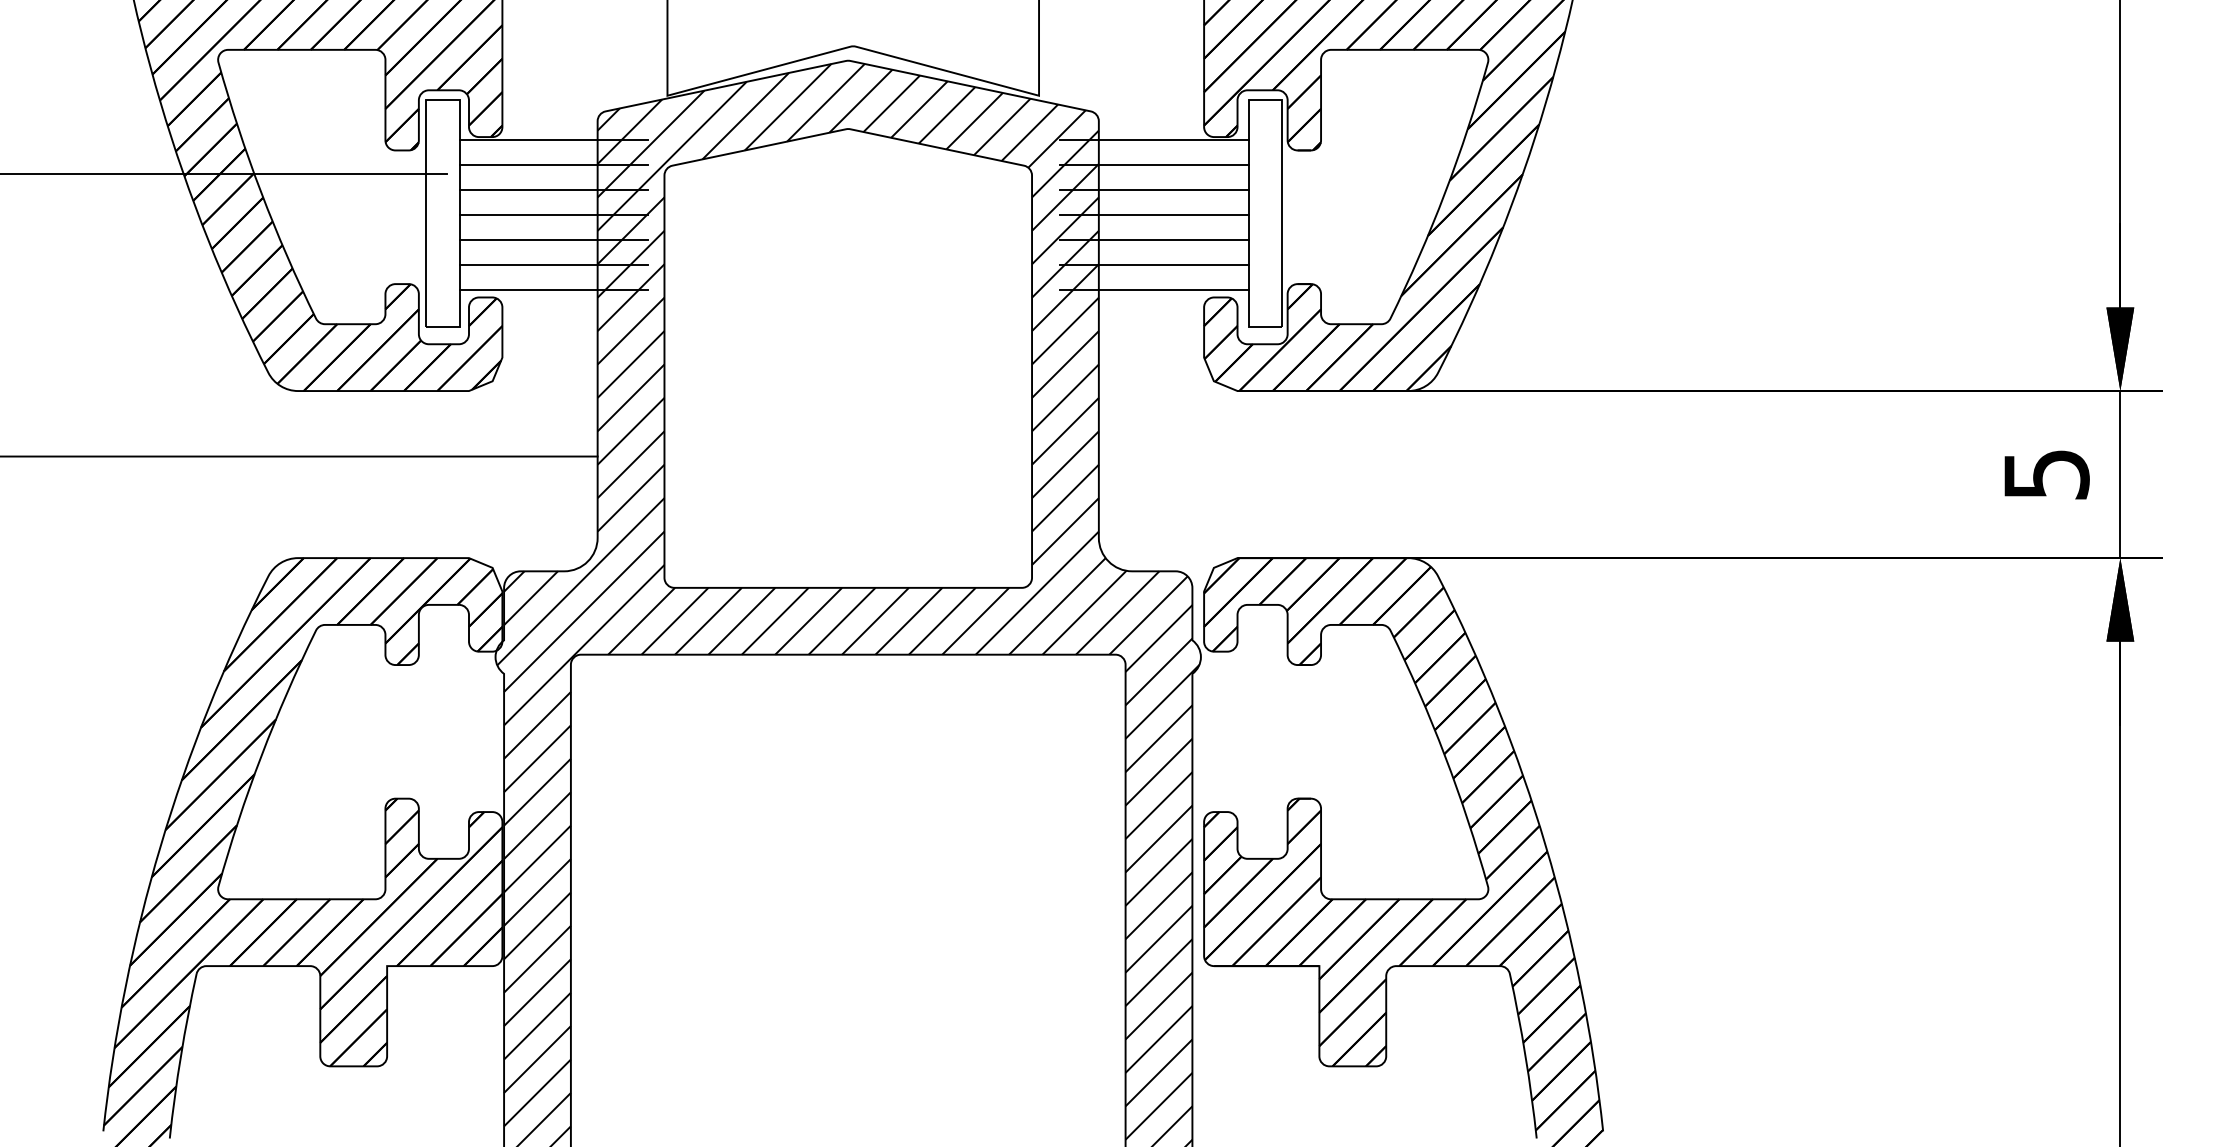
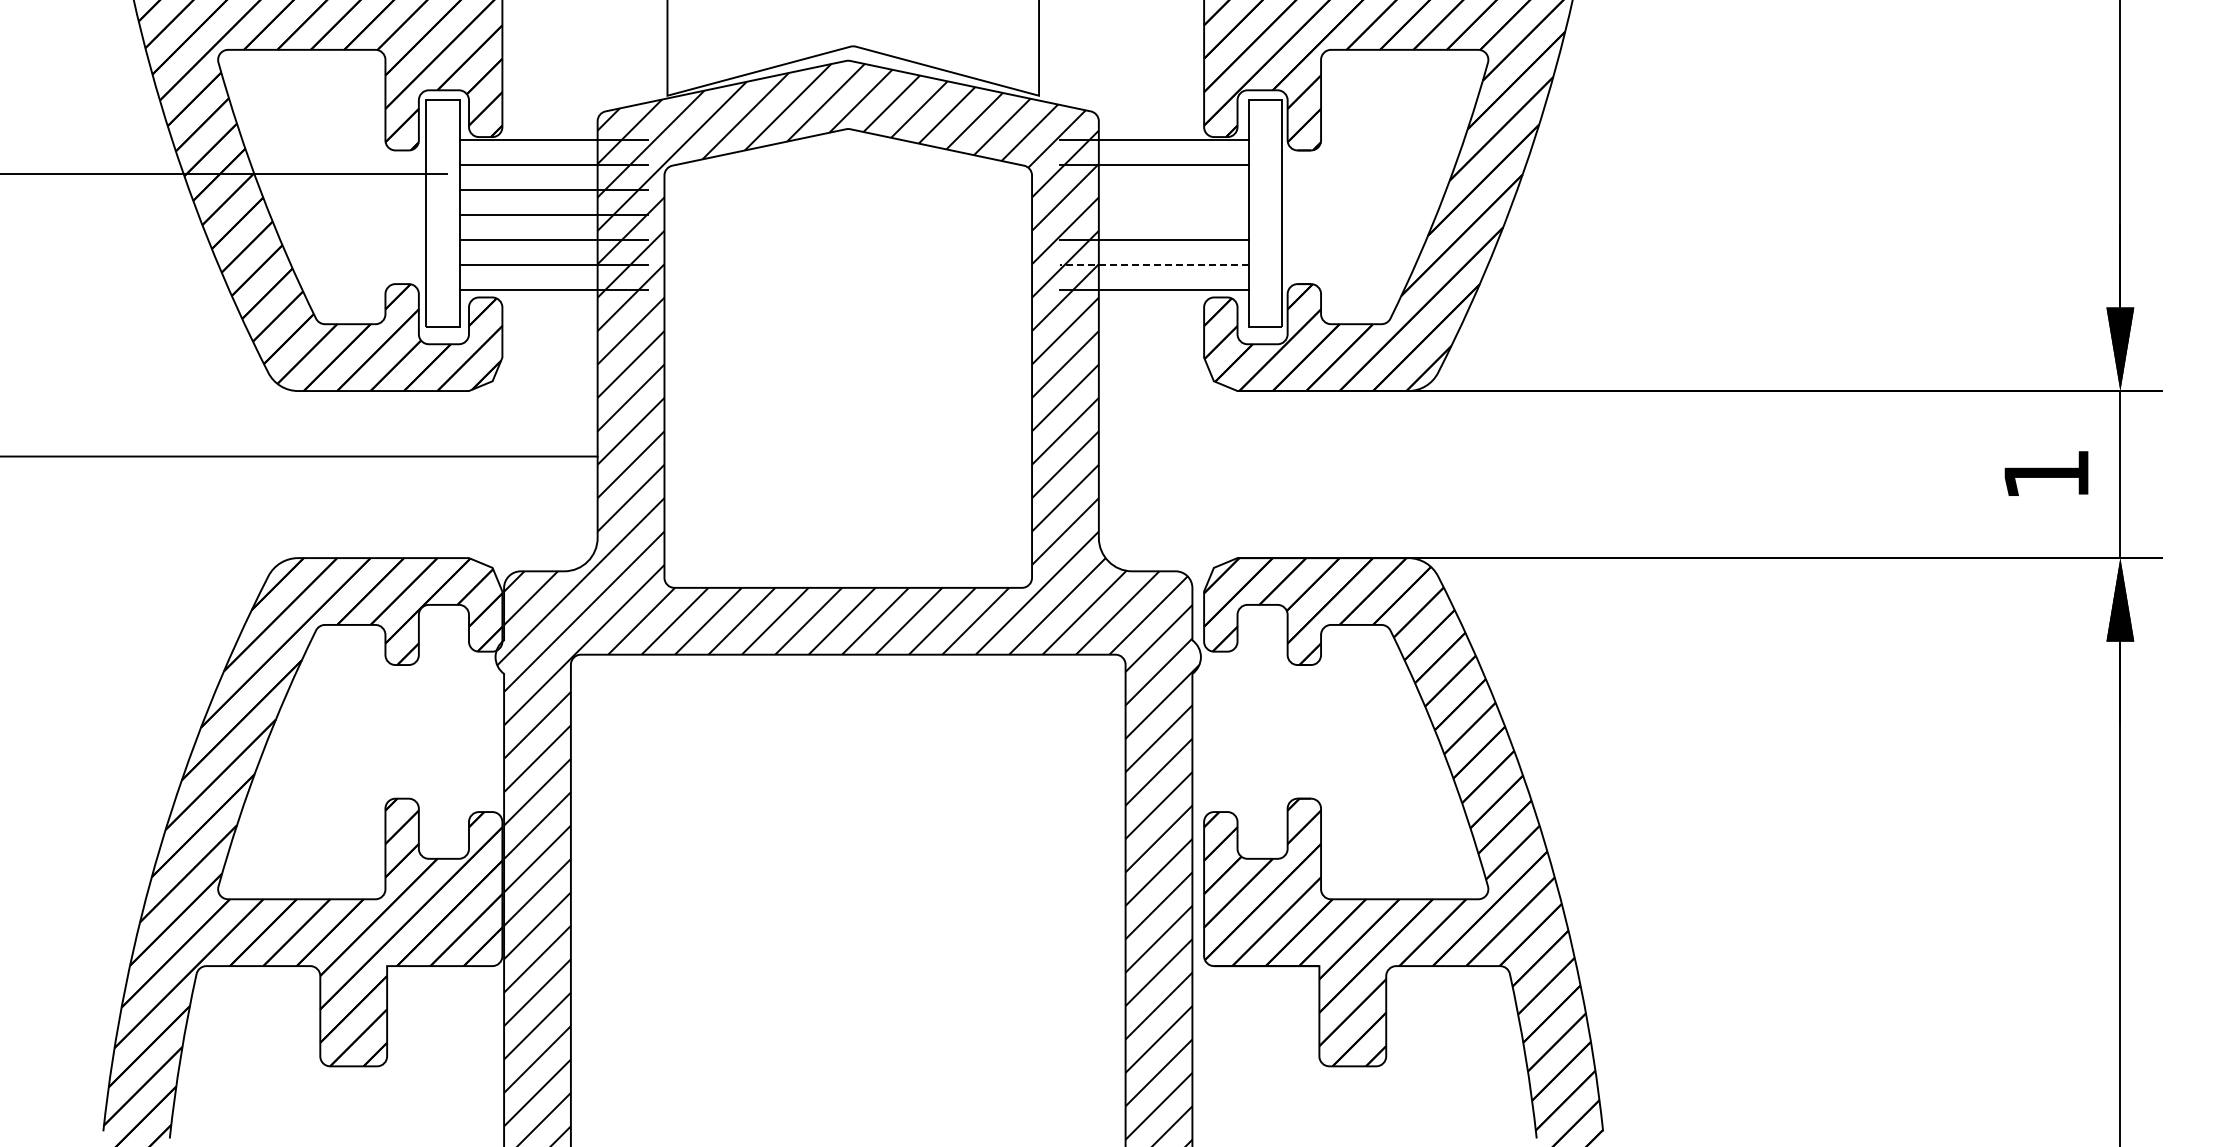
line: present -> none (1153, 189)
line: present -> none (1153, 214)
line: solid -> dashed (1153, 264)
text: 5 -> 1 (2046, 474)
